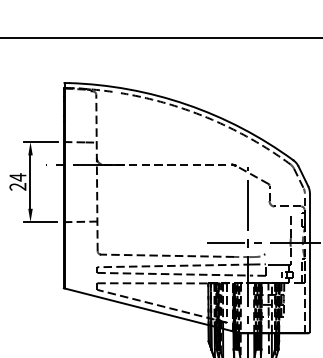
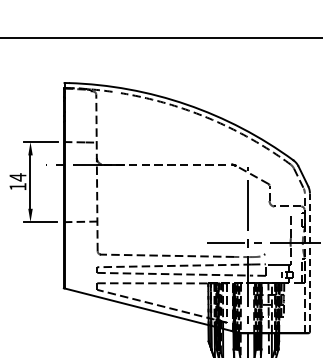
text: 24 -> 14 (17, 186)
line: solid -> dashed (309, 262)
